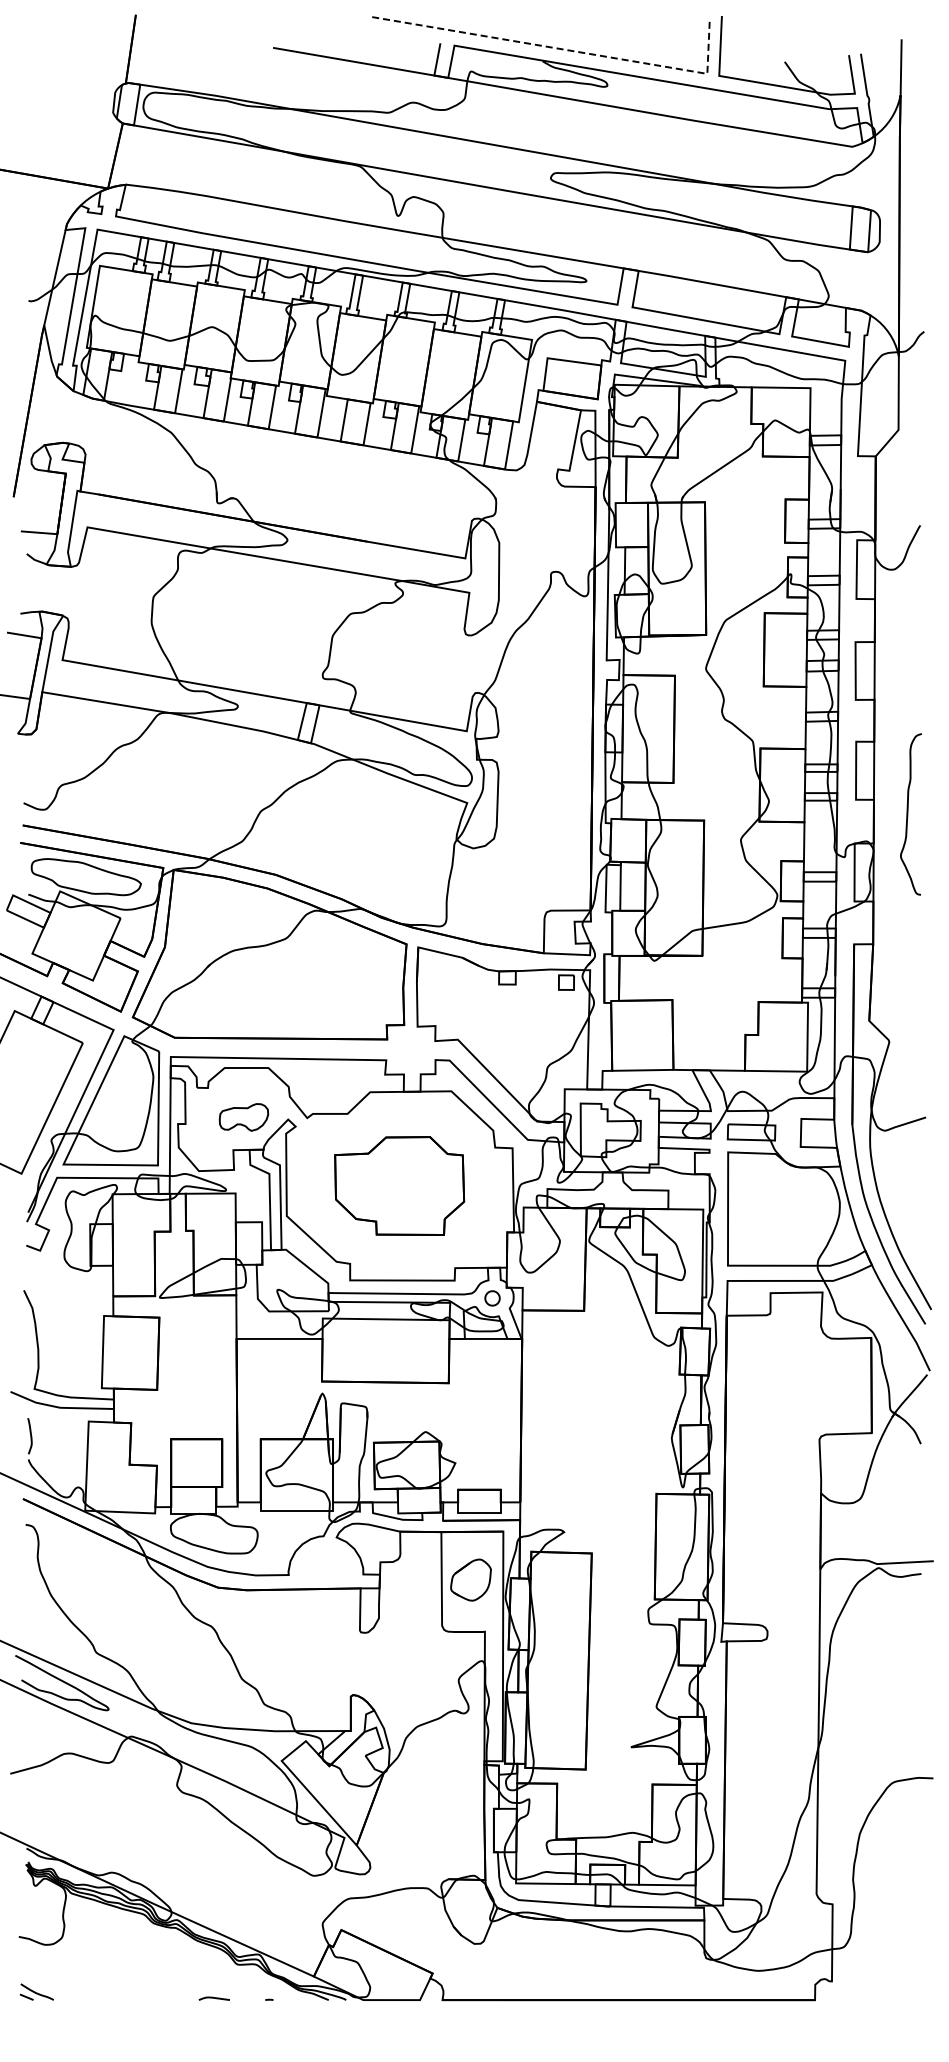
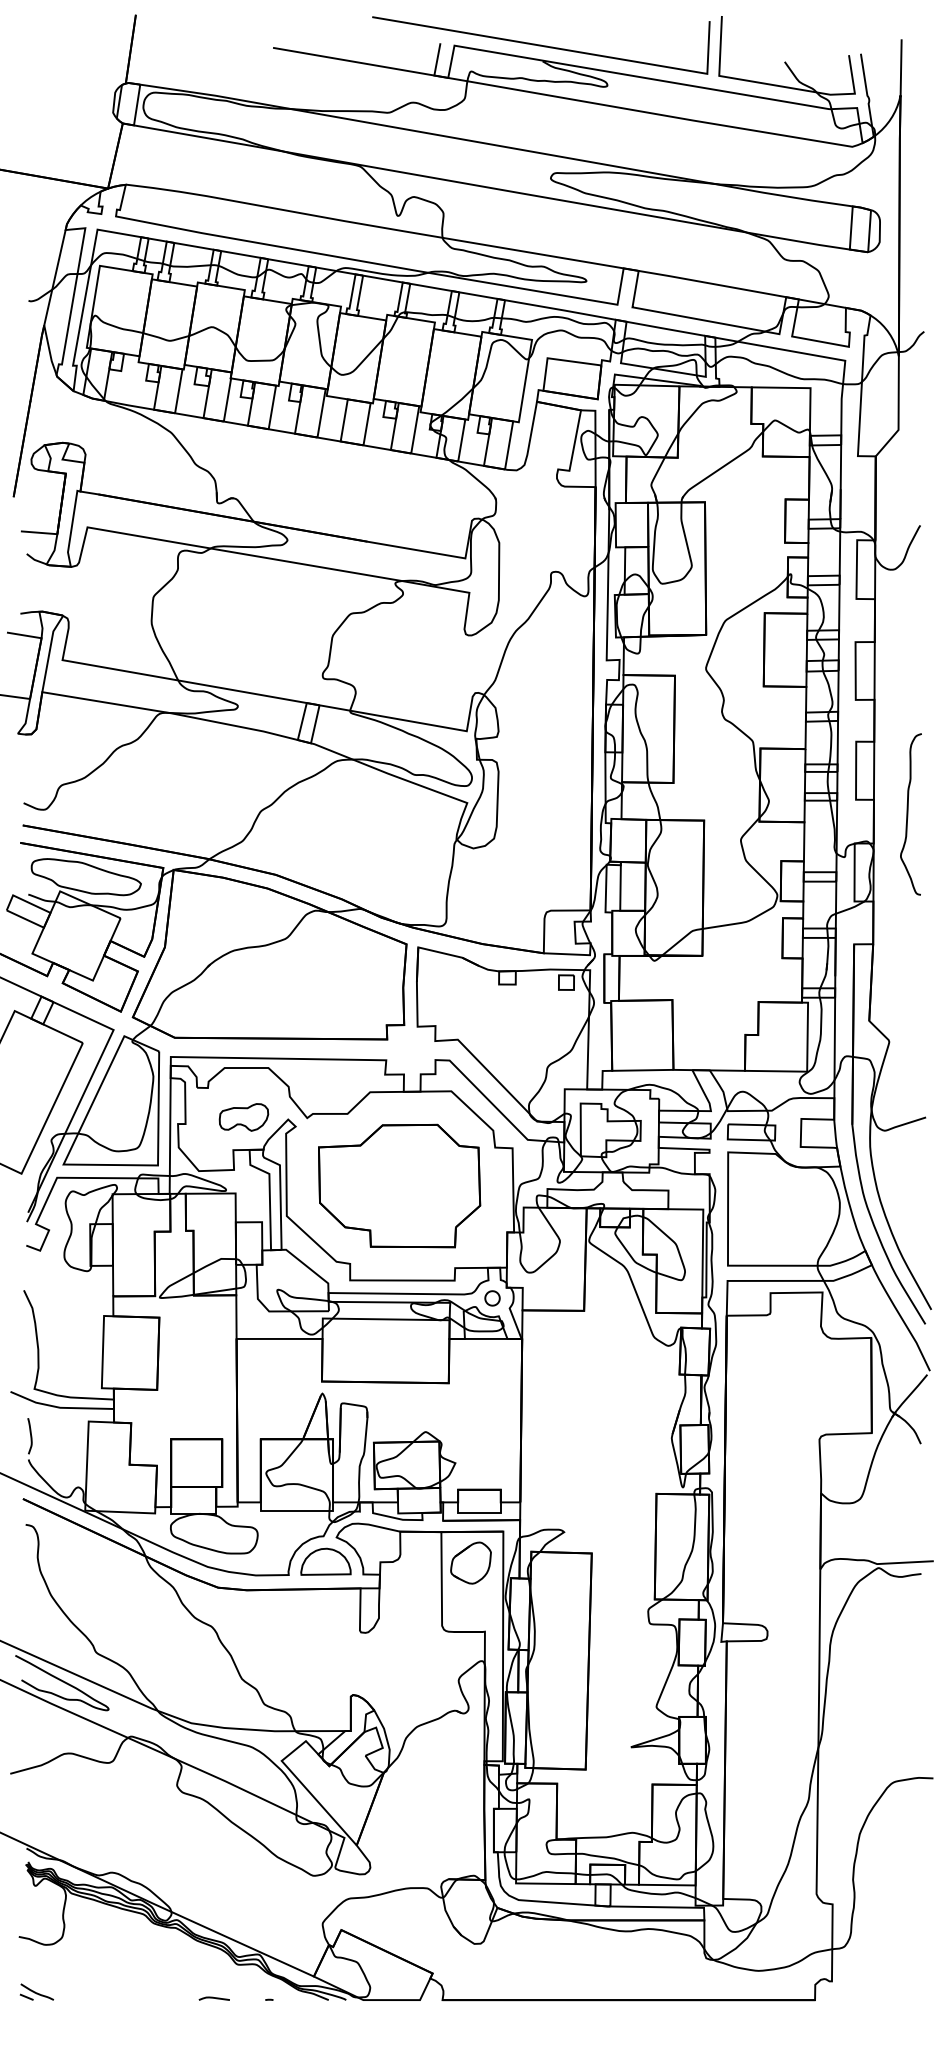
line: dashed -> solid (566, 50)
part size: 132x100 px -> 164x126 px (399, 1185)
part: none -> present (325, 1561)
part position: (470, 1579) -> (470, 1562) (470, 1562)
